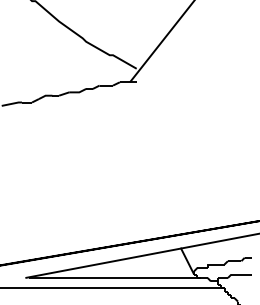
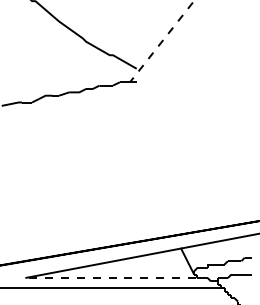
line: solid -> dashed (162, 41)
line: solid -> dashed (115, 278)
